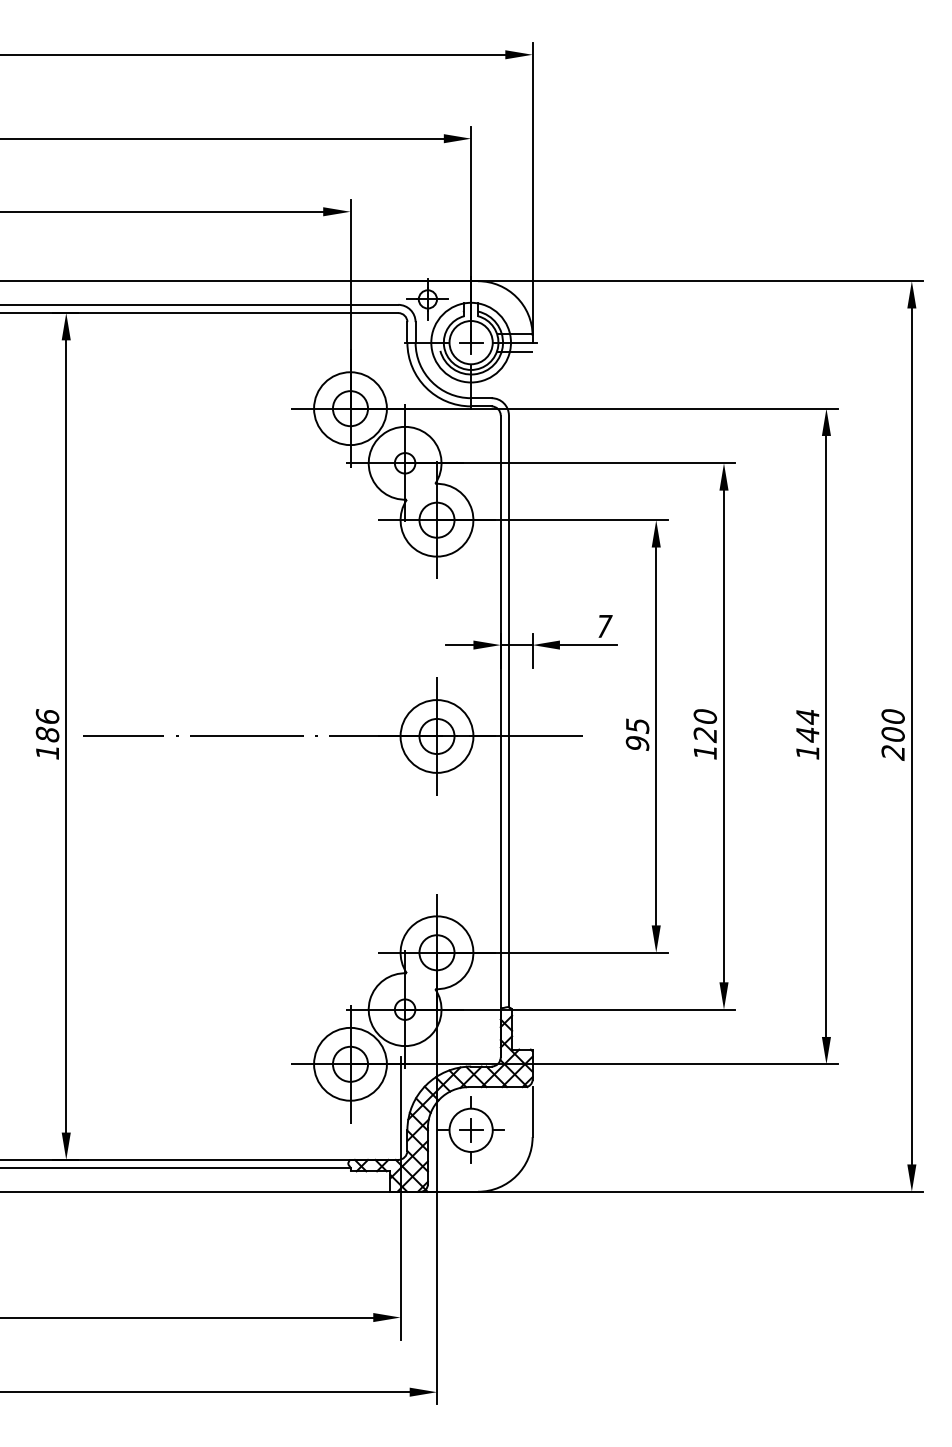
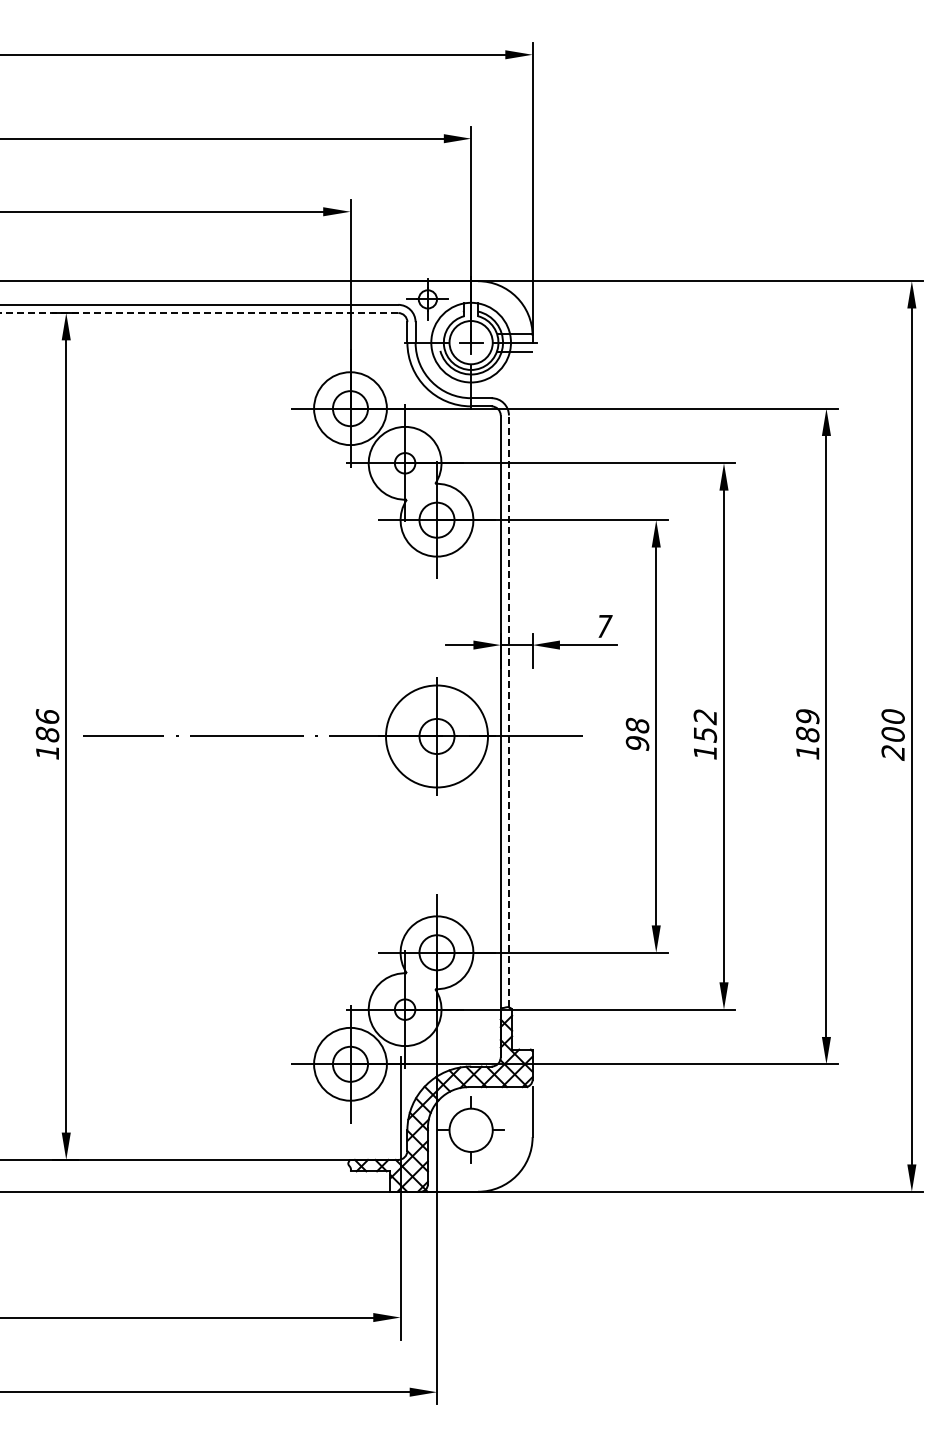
line: solid -> dashed (199, 313)
line: solid -> dashed (508, 711)
text: 95 -> 98 (637, 725)
text: 144 -> 189 (807, 725)
text: 120 -> 152 (705, 726)
circle diameter: 73 px -> 102 px (437, 736)
part: present -> none (471, 1130)
line: present -> none (176, 1168)
